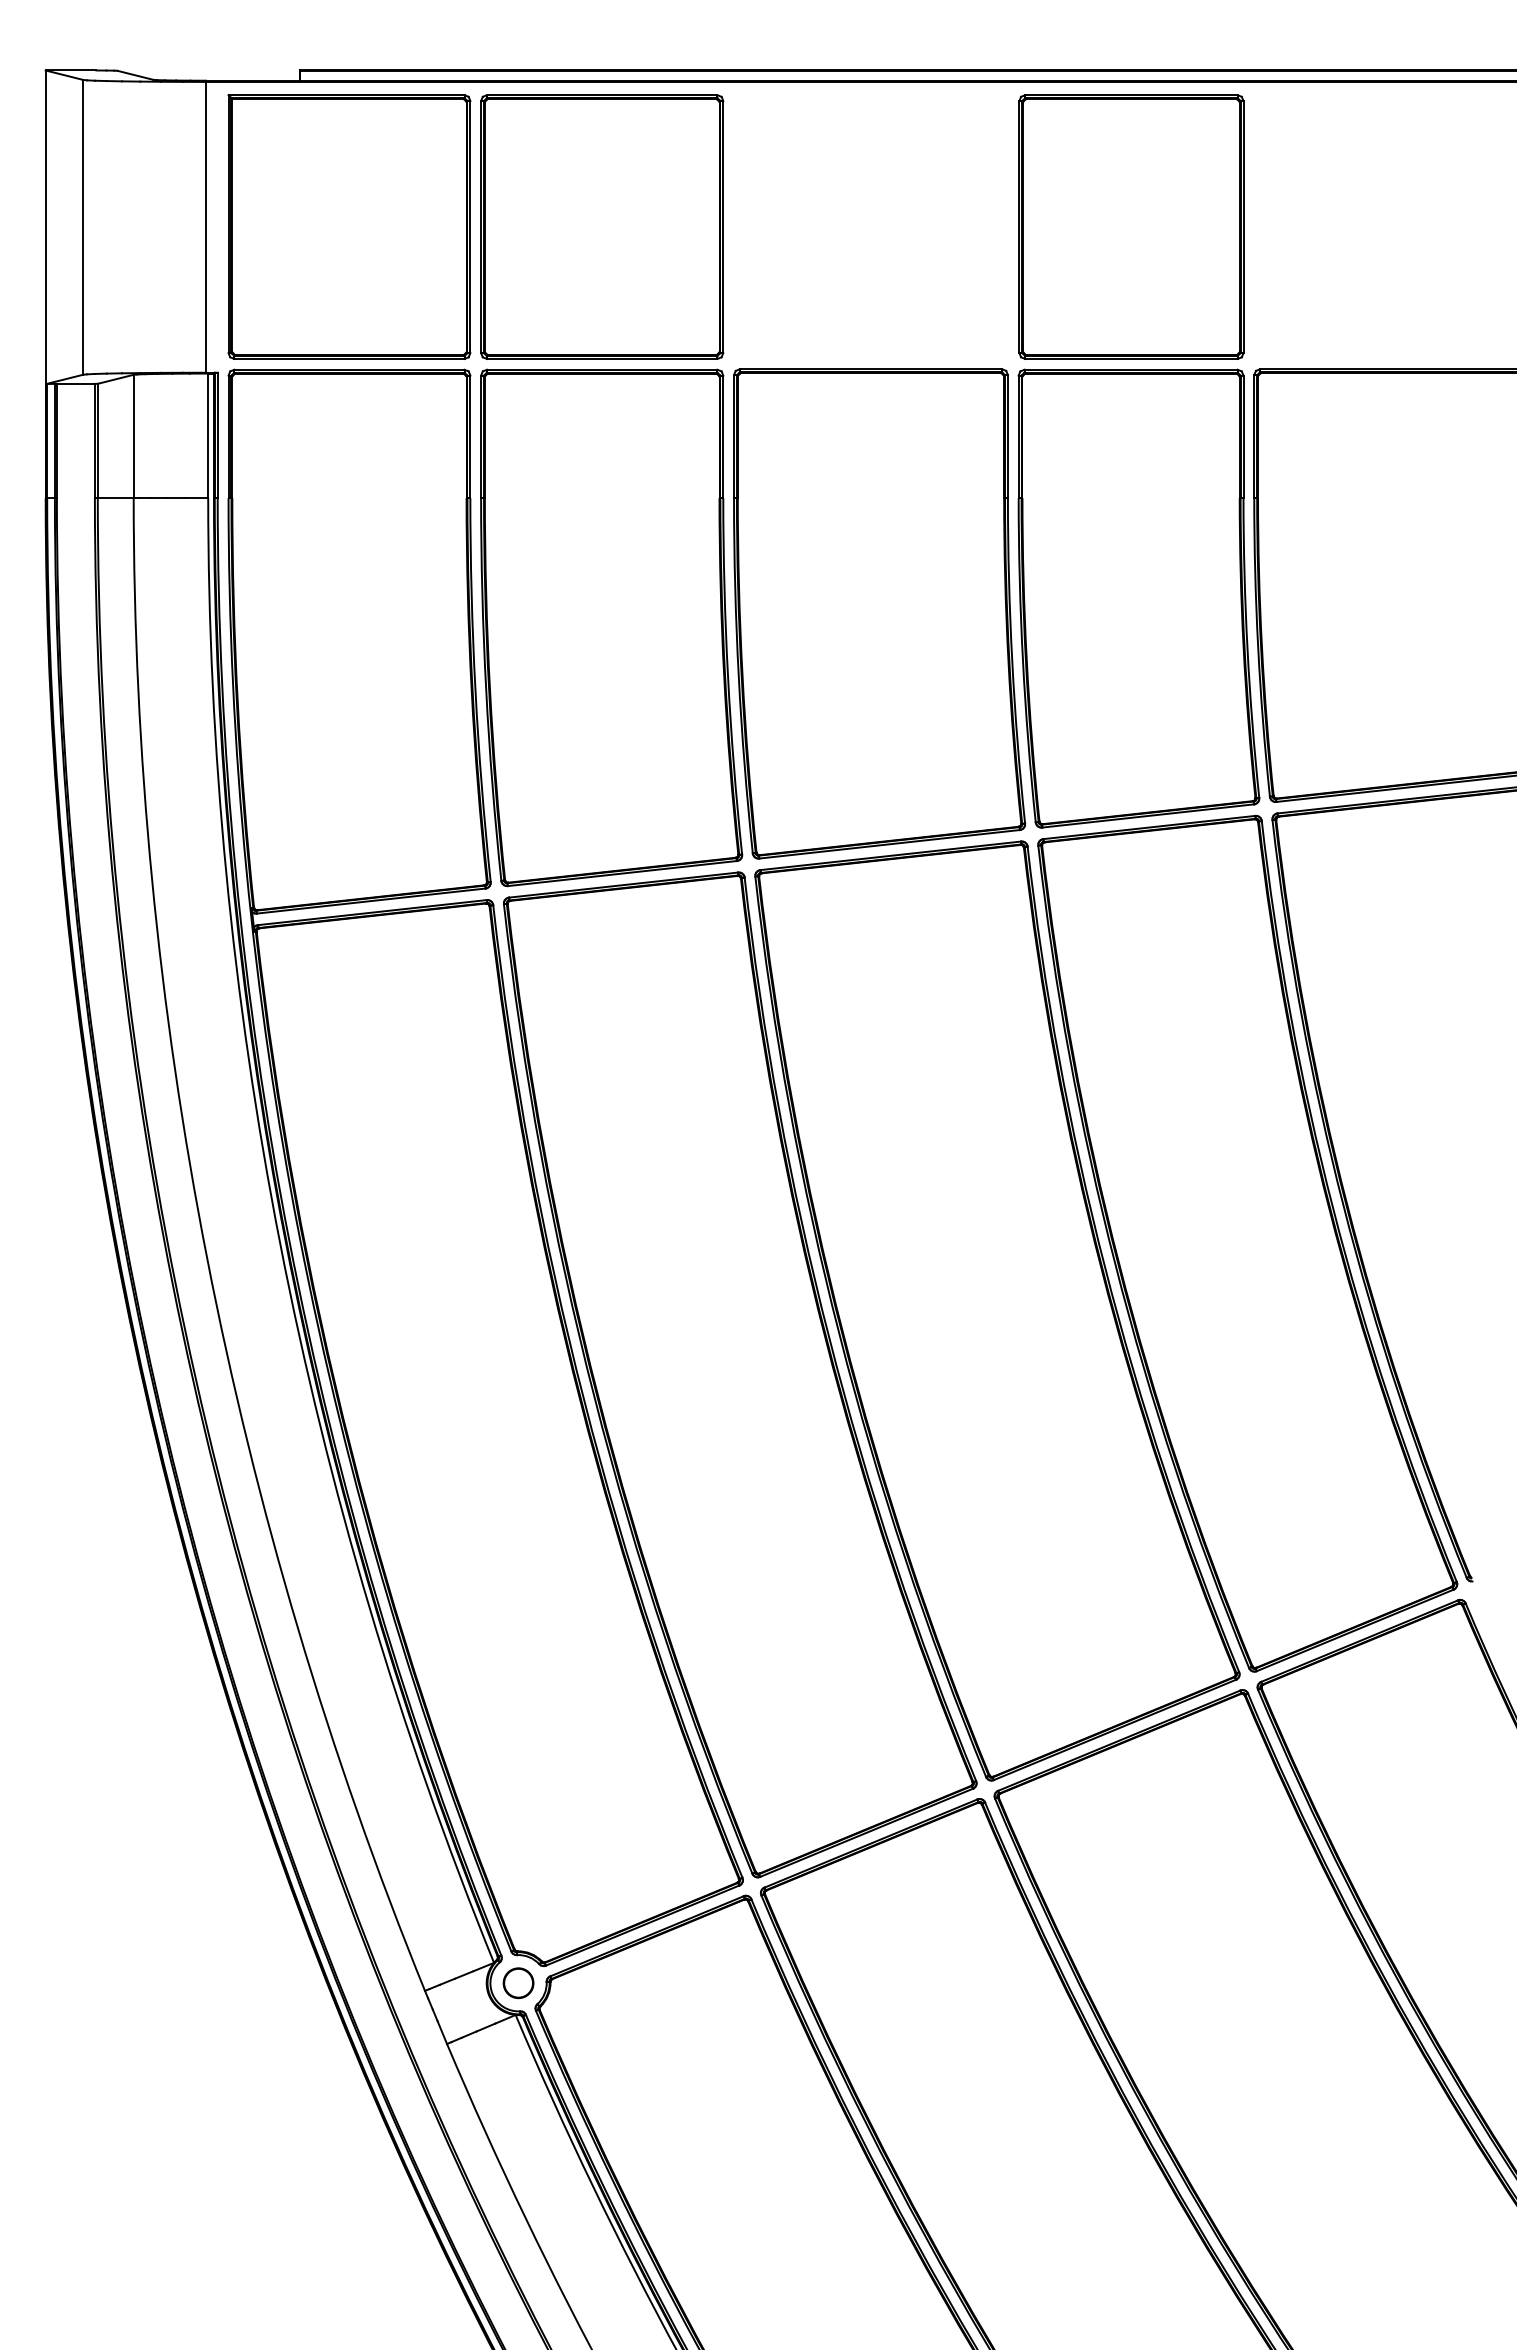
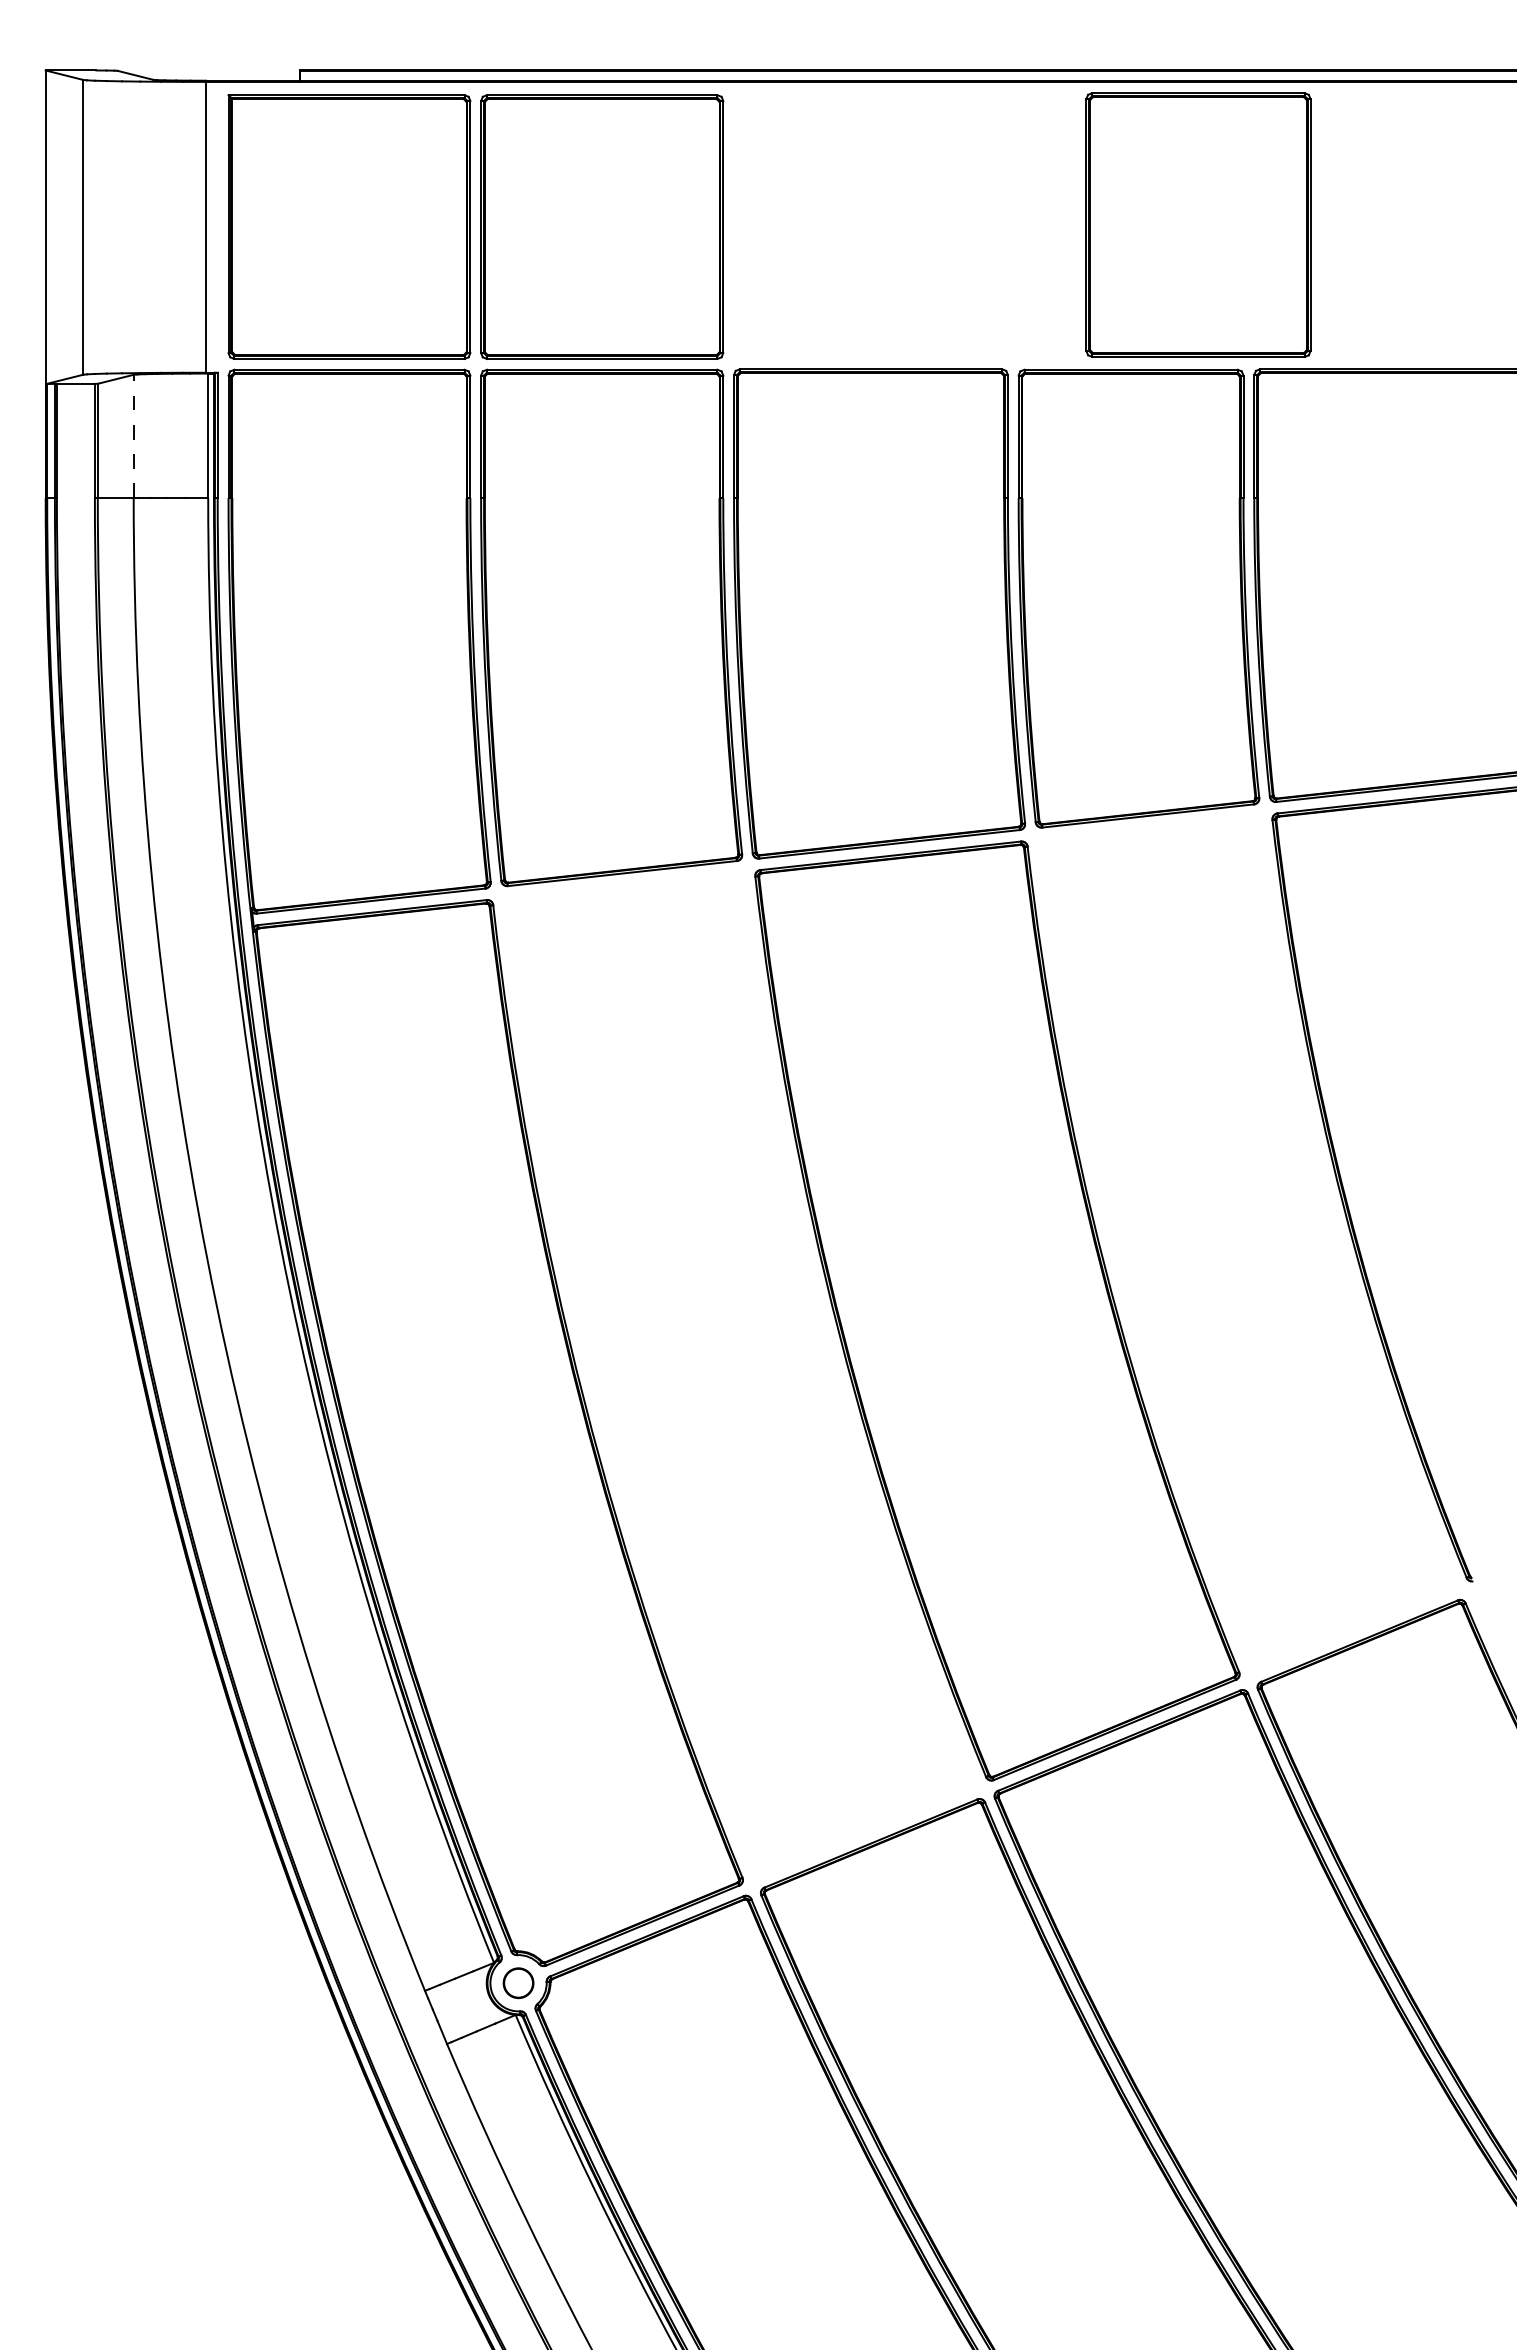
part position: (1131, 226) -> (1198, 224) (1198, 224)
line: solid -> dashed (133, 436)
part: present -> none (1247, 1243)
part: present -> none (740, 1374)
